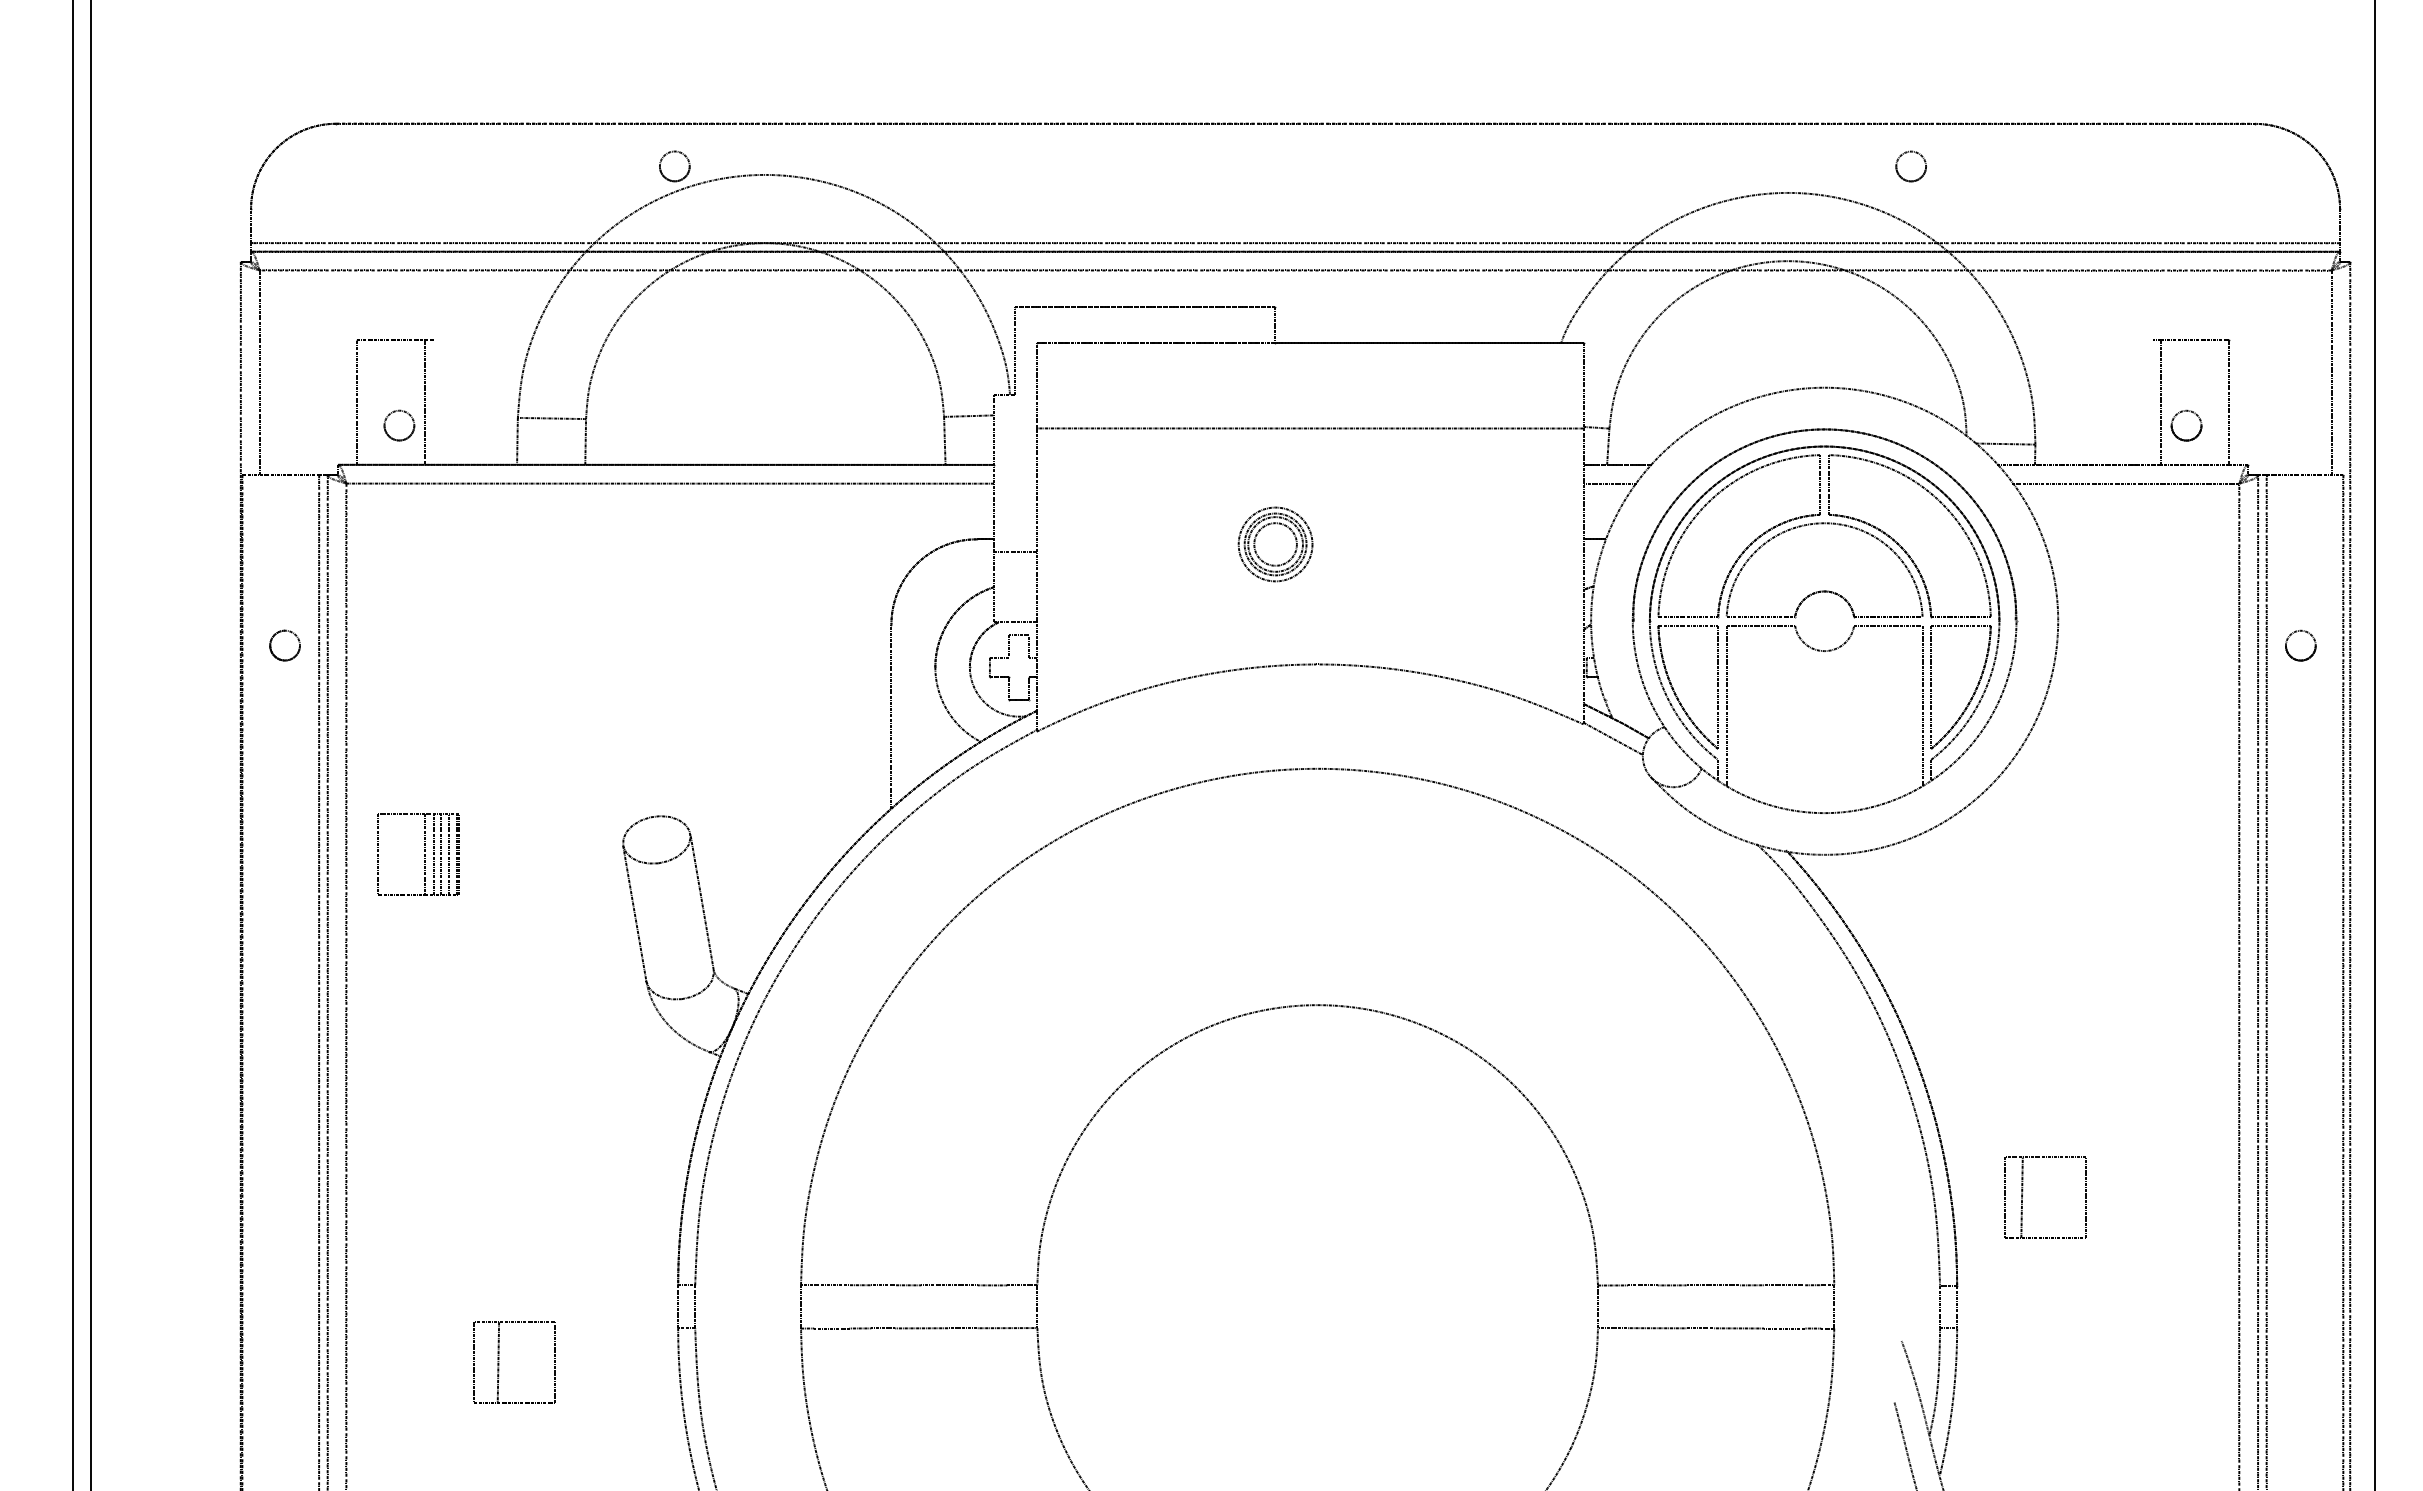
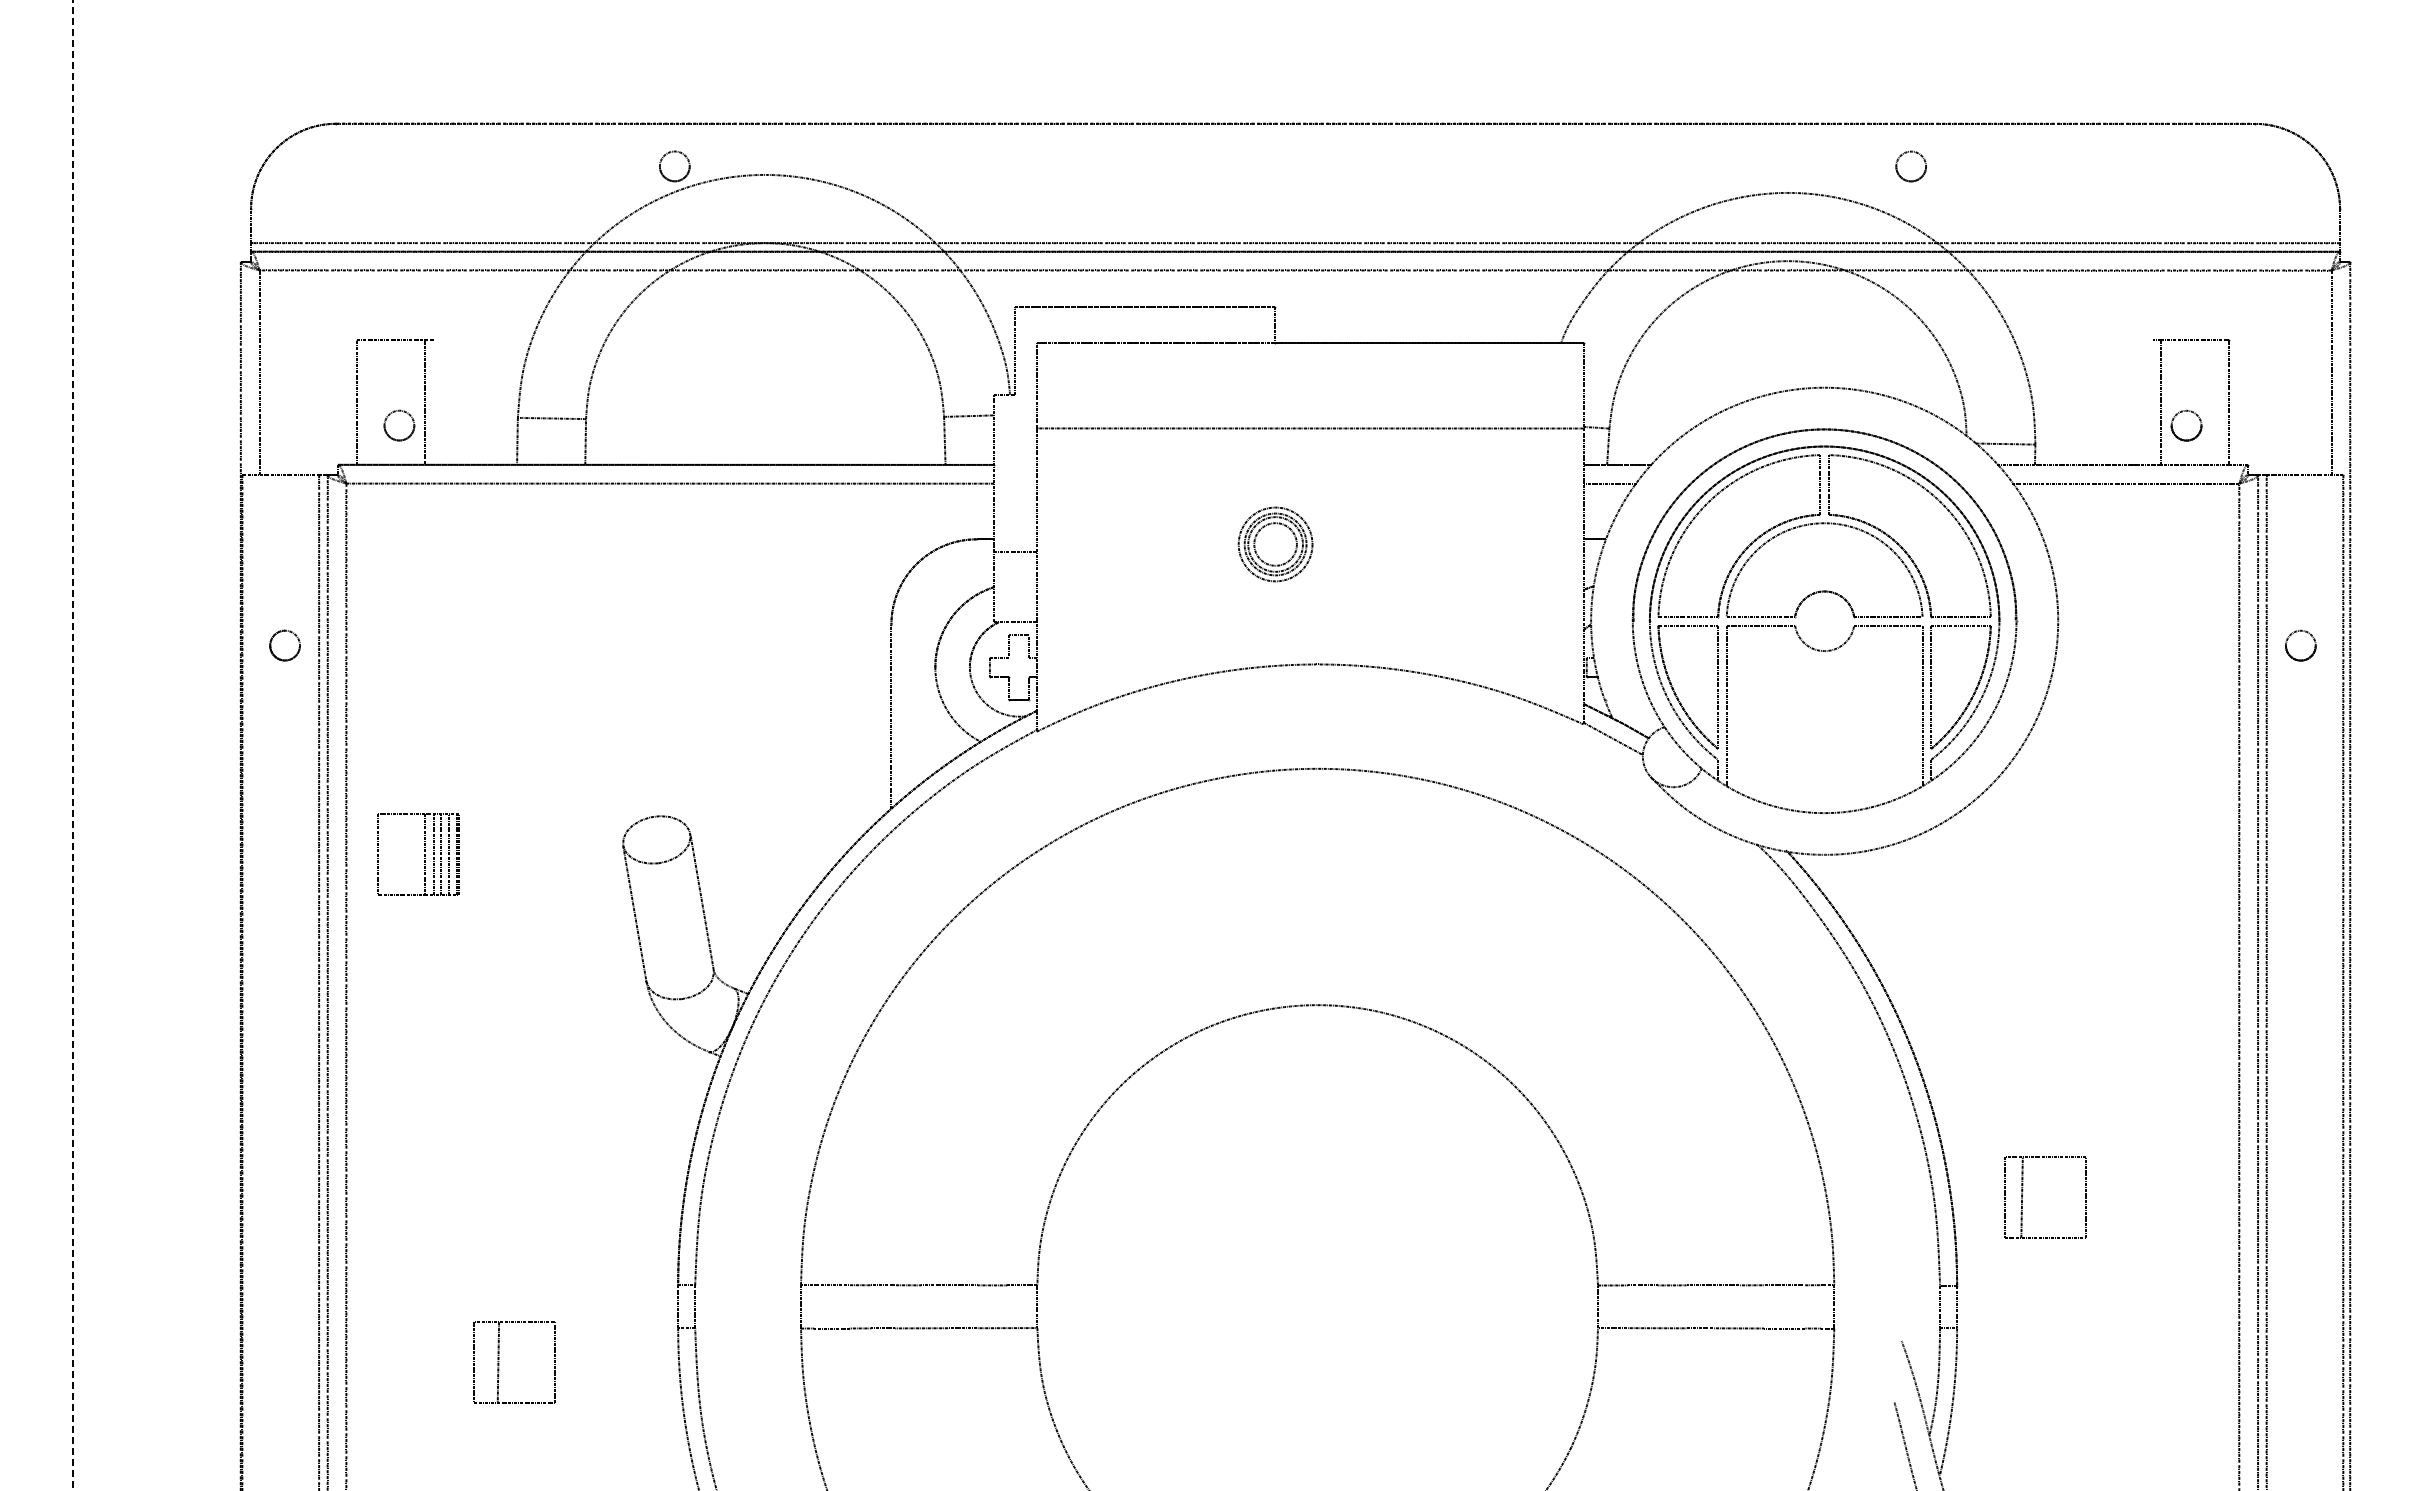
line: present -> none (91, 744)
line: present -> none (2374, 744)
line: solid -> dashed (72, 745)
